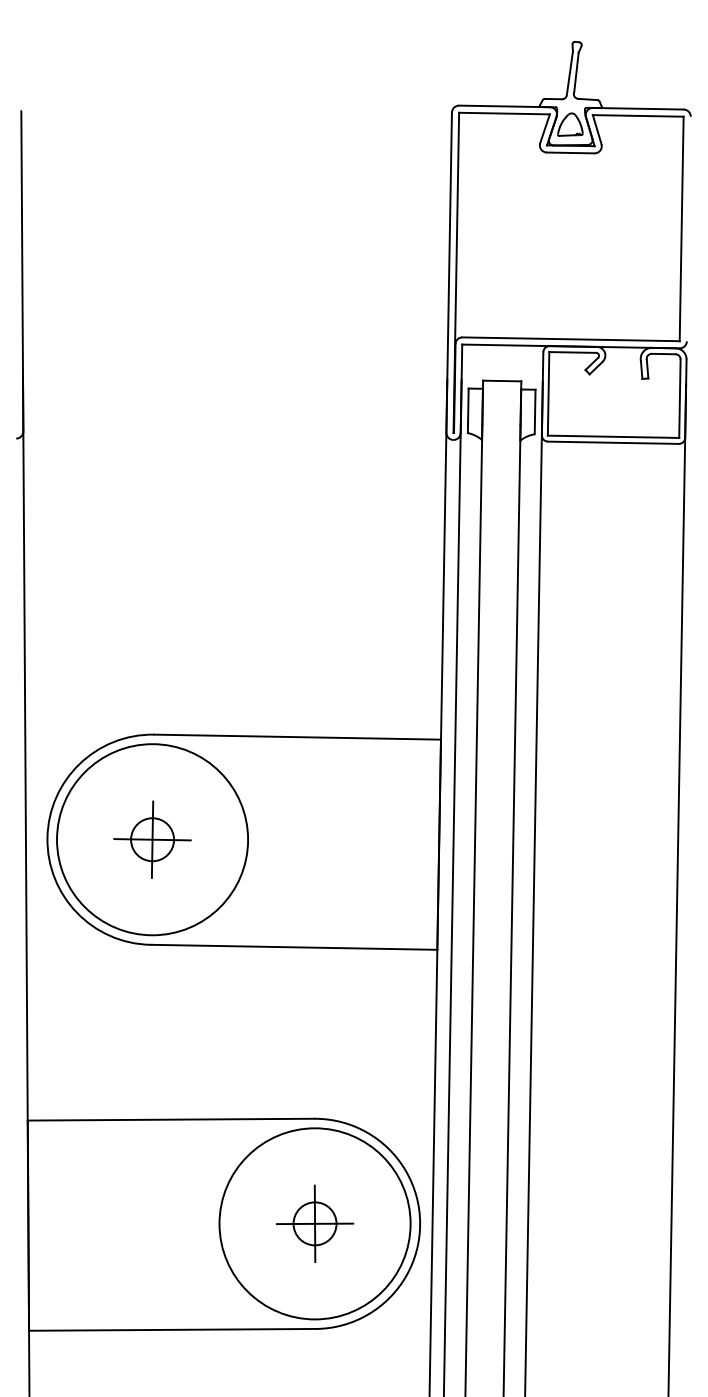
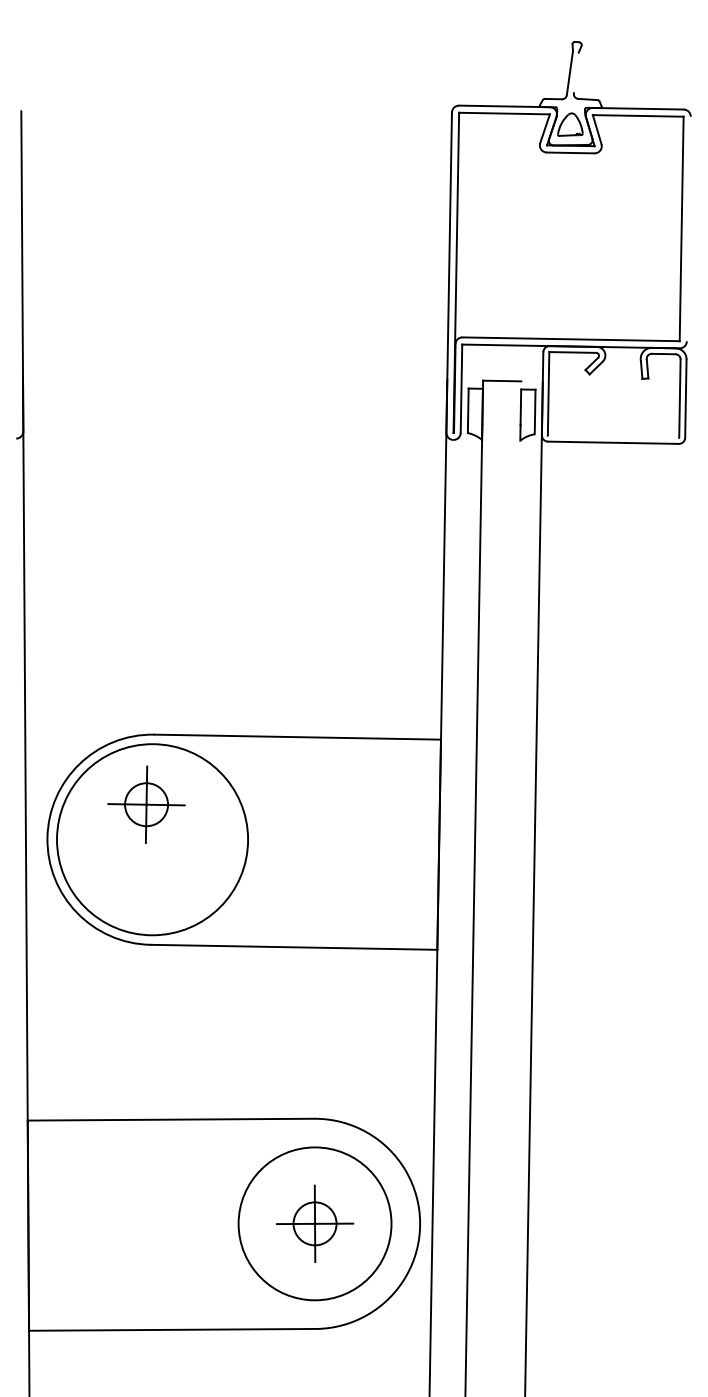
line: present -> none (576, 72)
line: present -> none (613, 436)
part position: (152, 839) -> (146, 804) (146, 804)
line: present -> none (452, 886)
line: present -> none (512, 887)
line: present -> none (677, 888)
circle diameter: 191 px -> 153 px (314, 1223)
